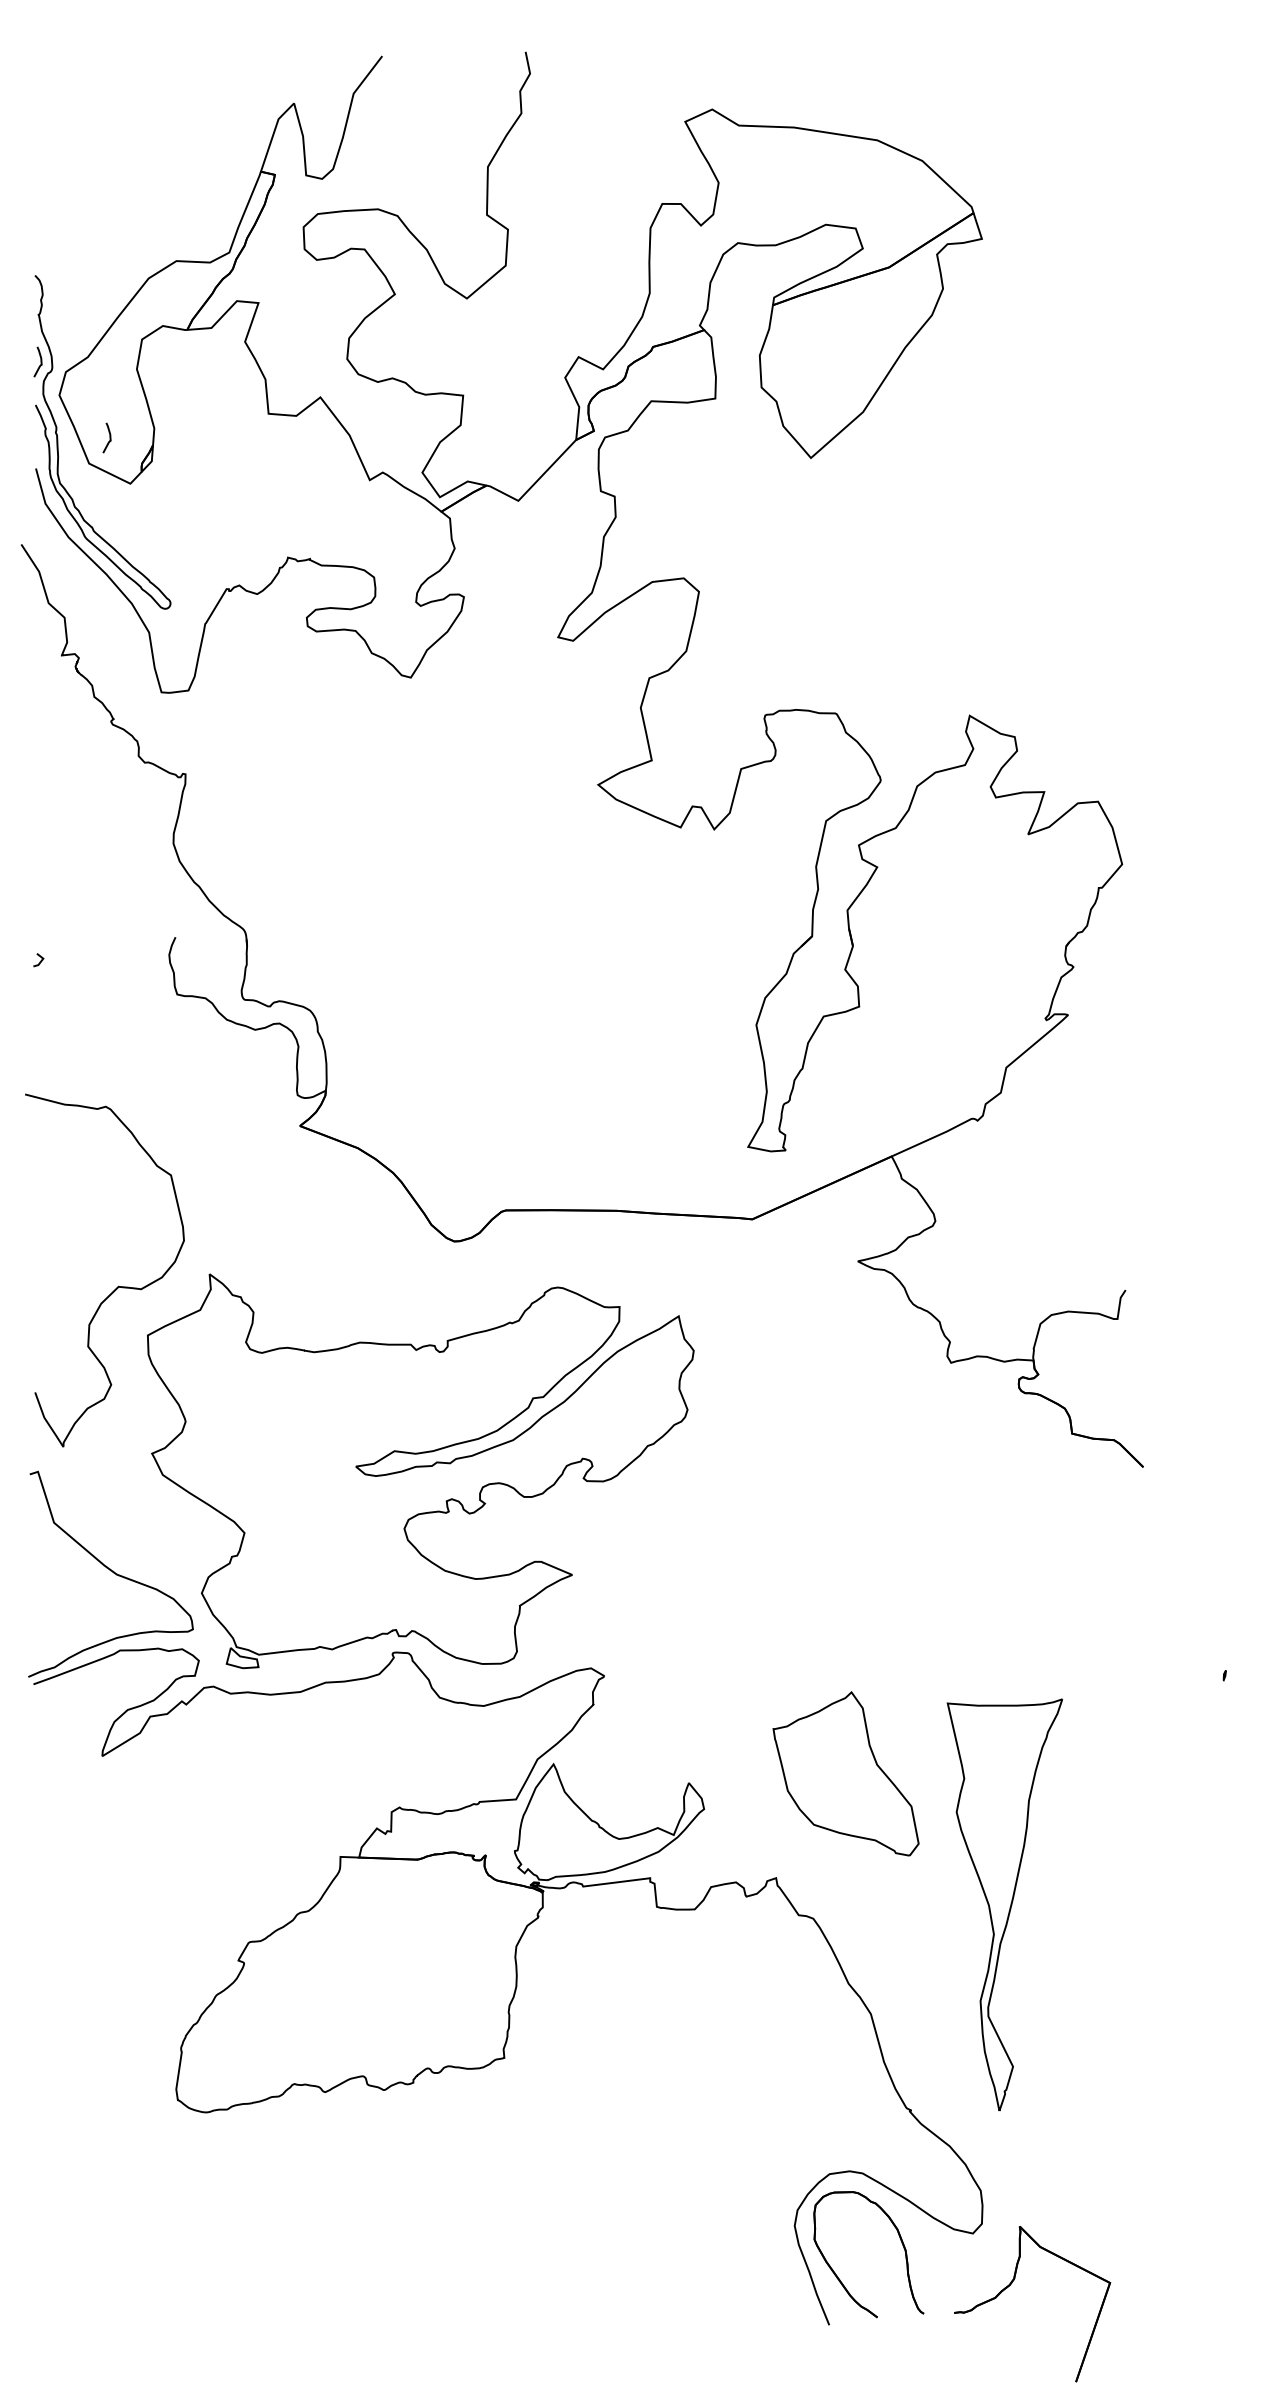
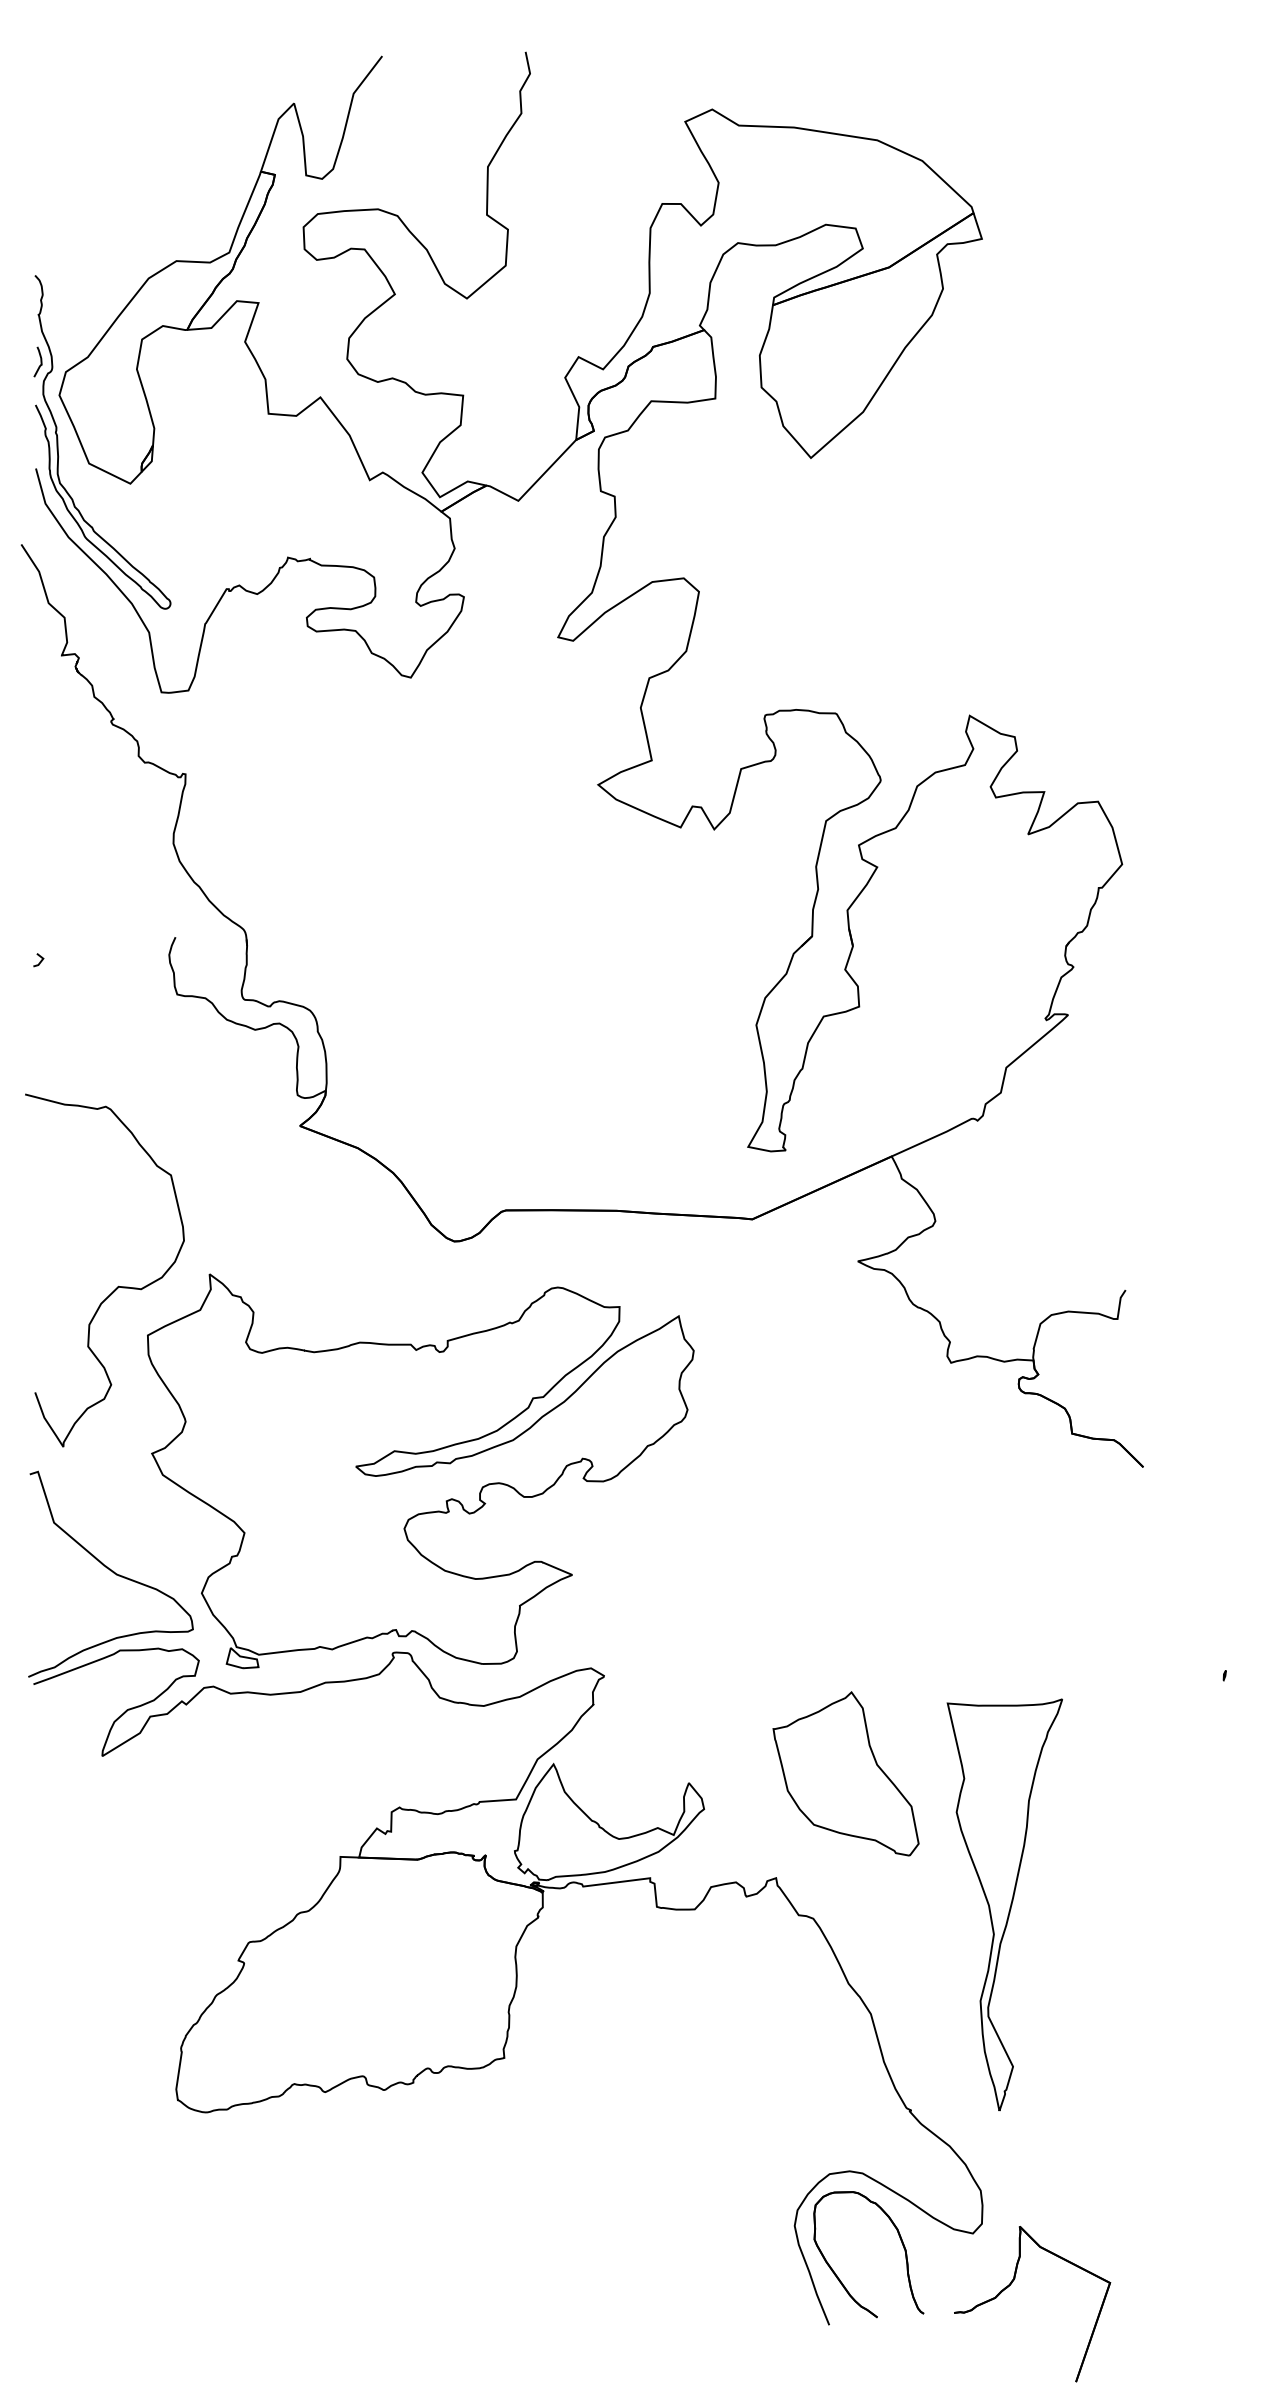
curve: present -> none (109, 437)
